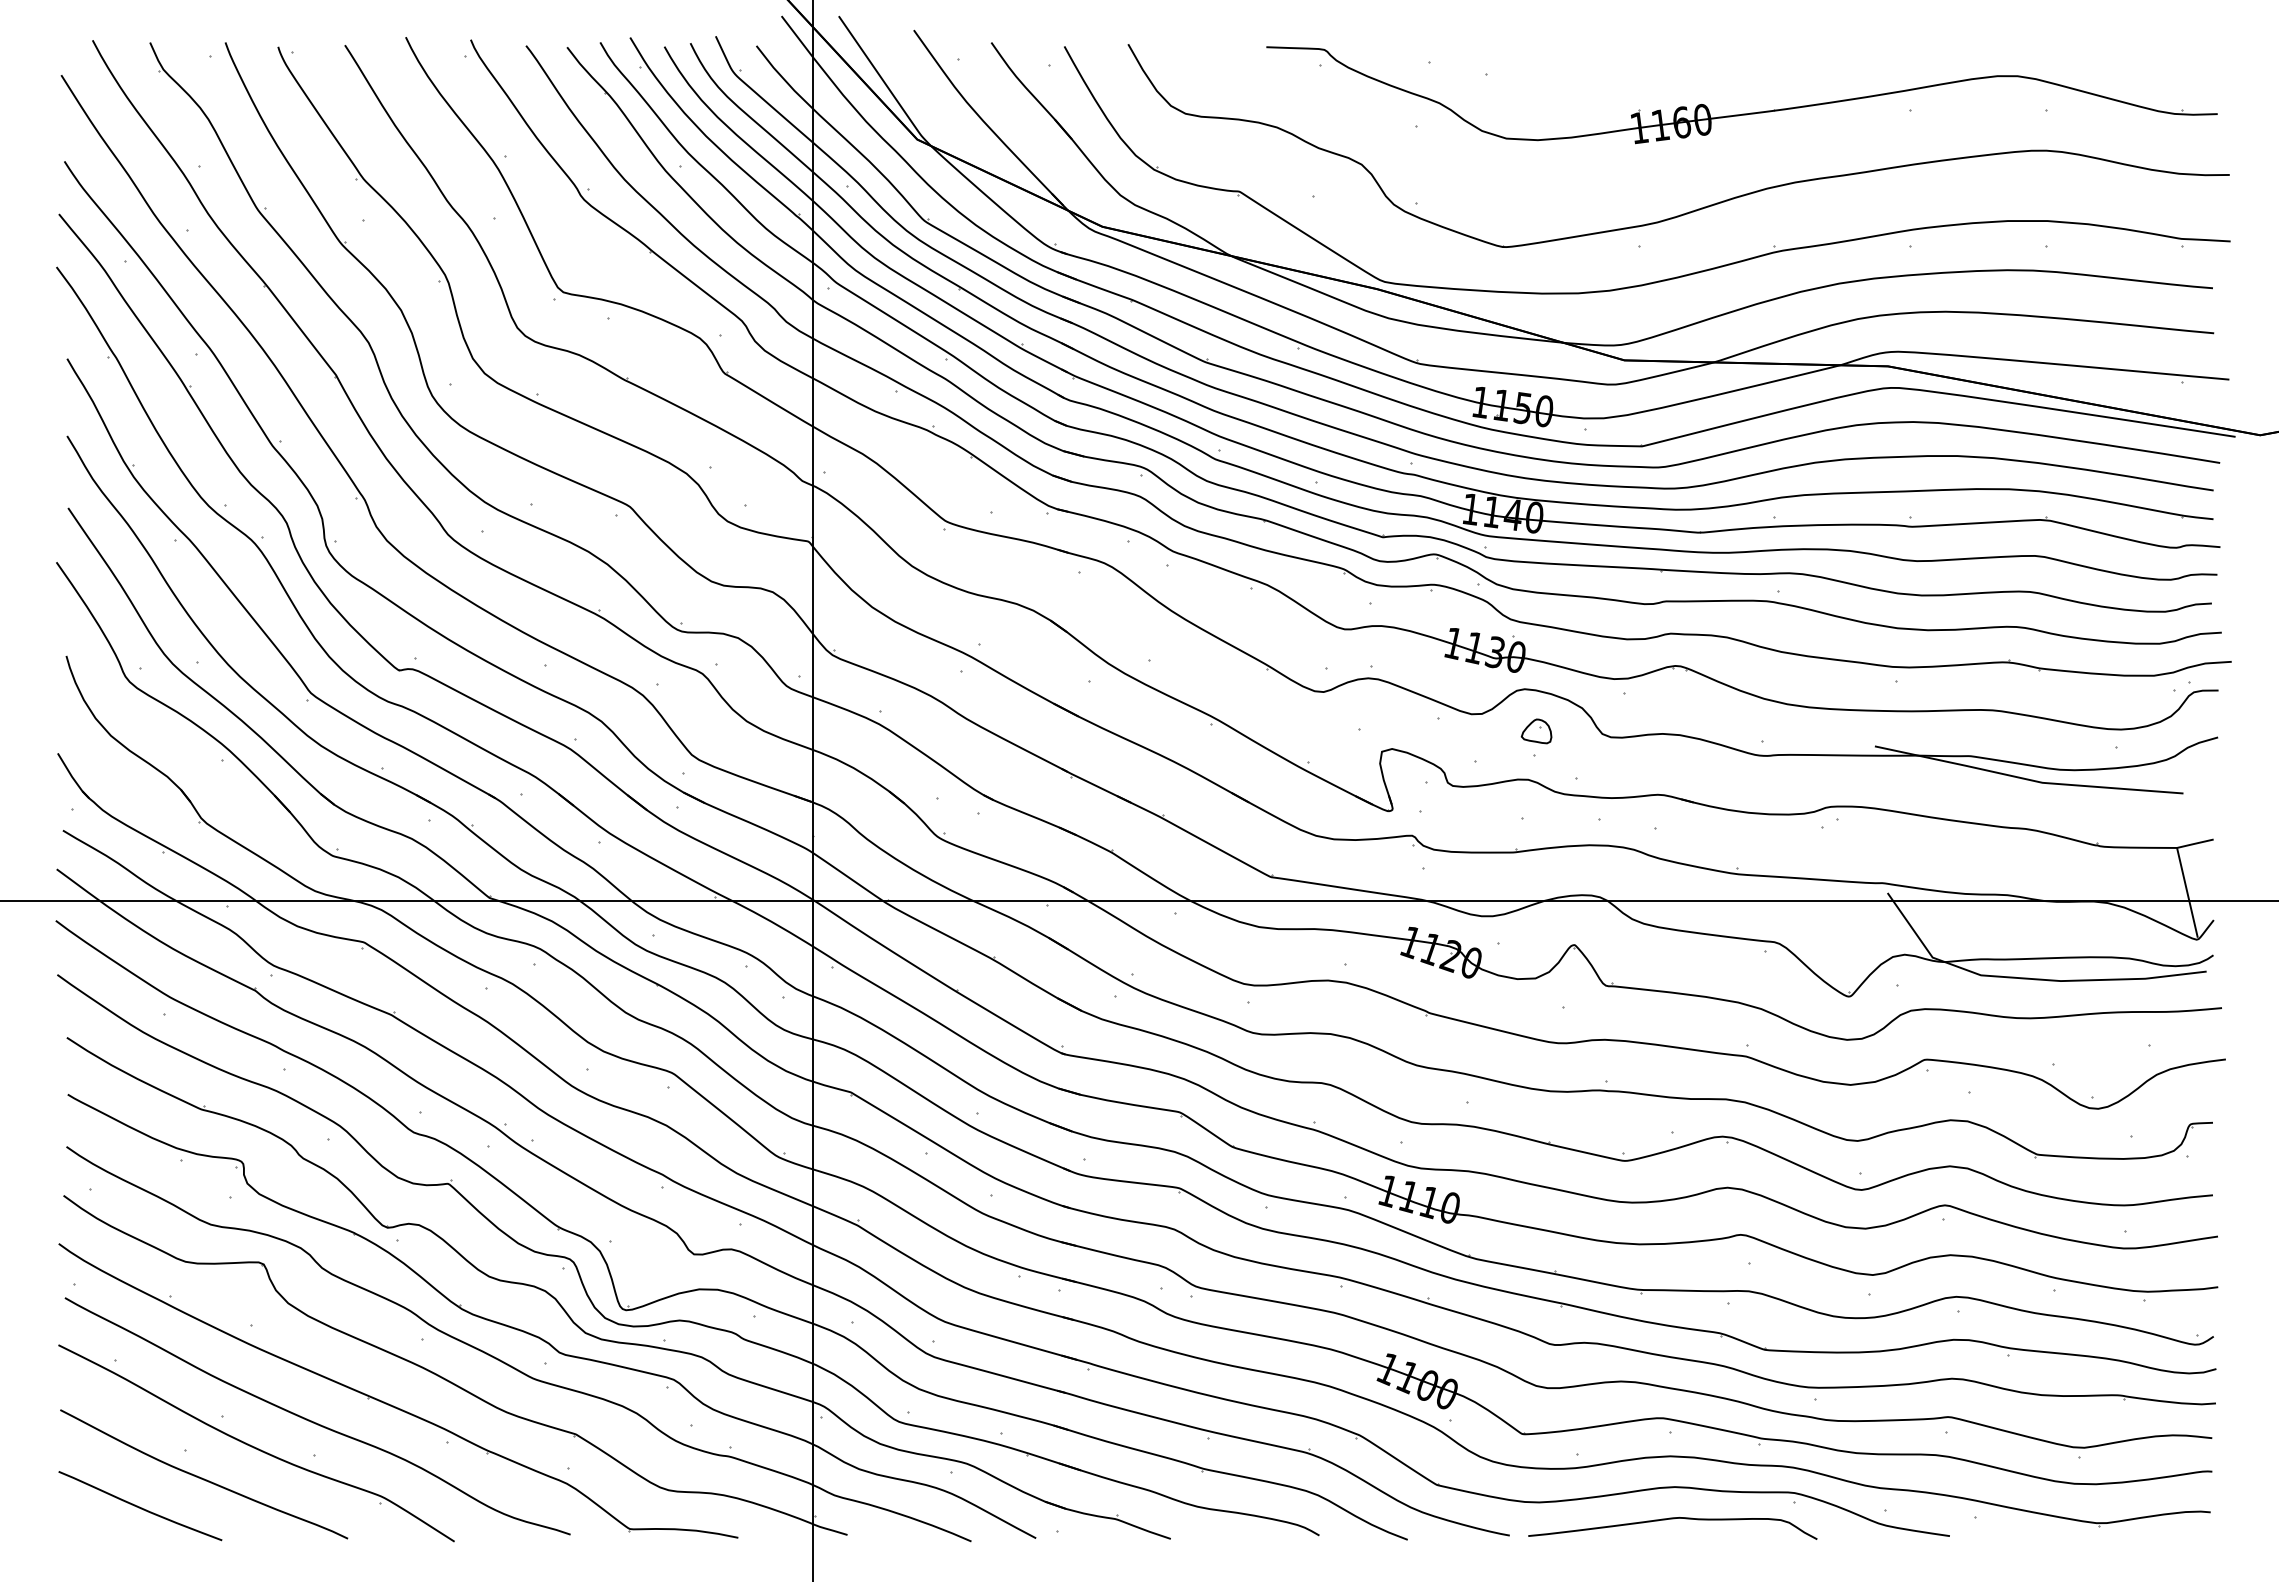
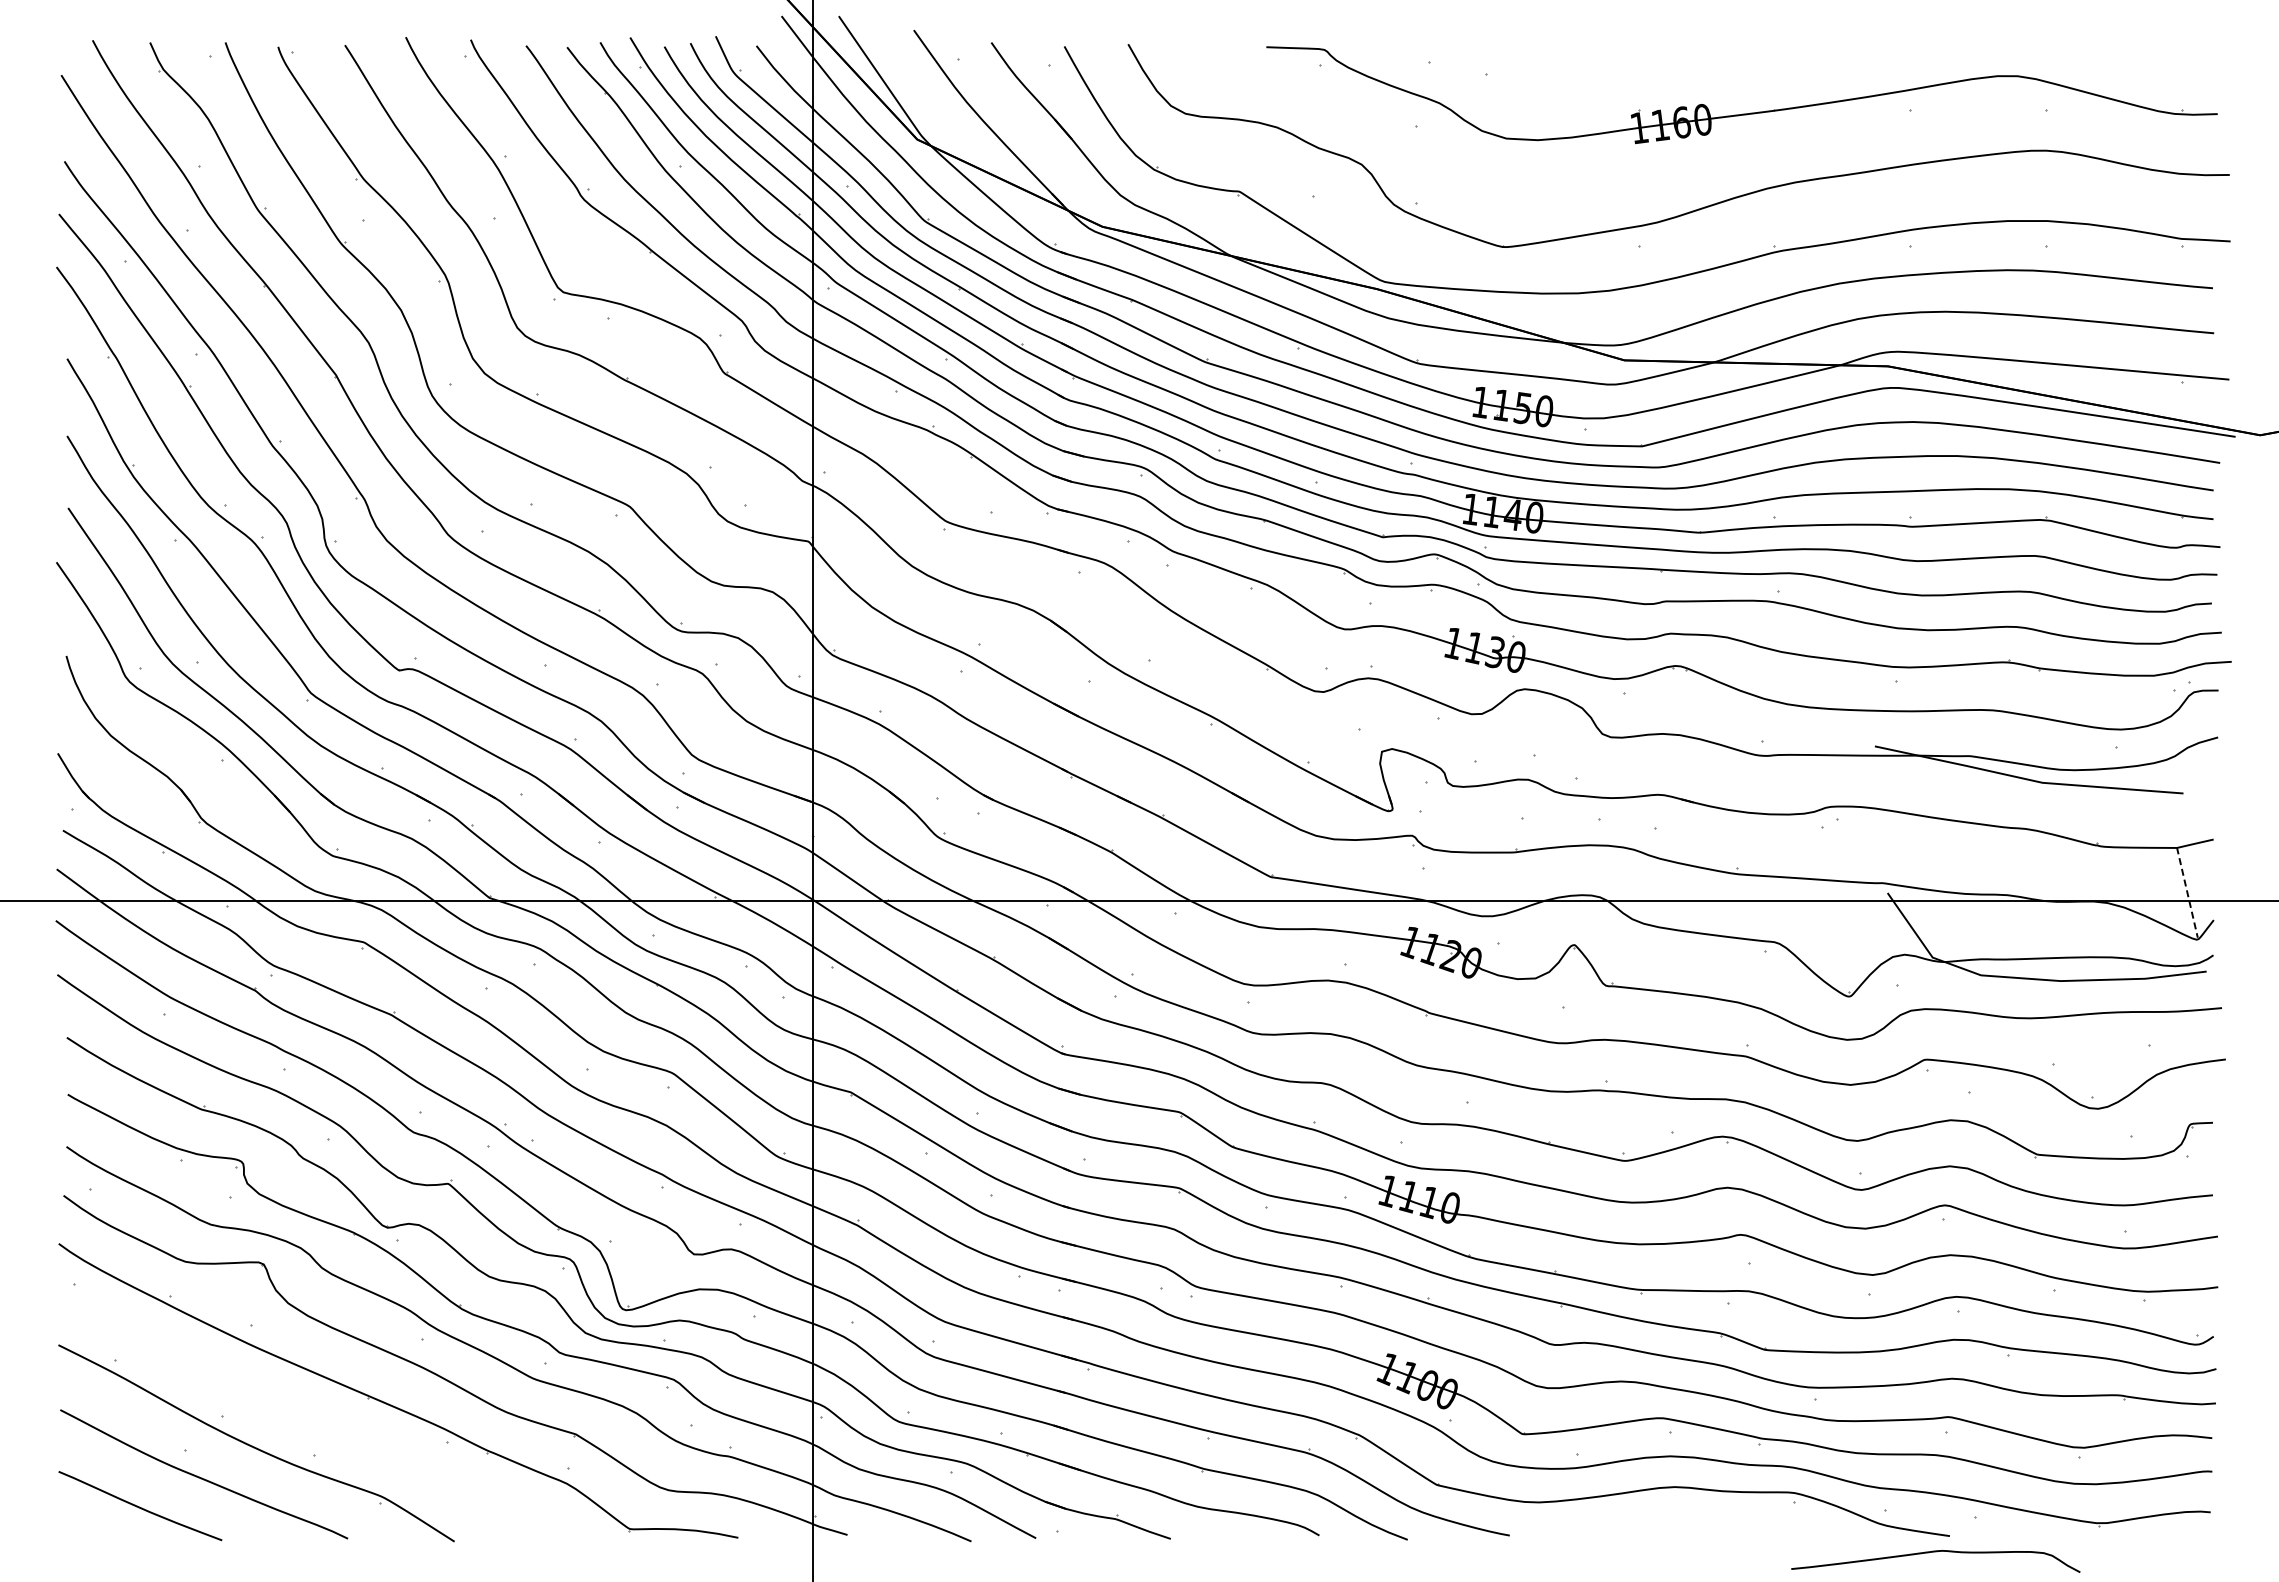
part: present -> none (1536, 731)
line: solid -> dashed (2187, 893)
curve: present -> none (314, 1421)
curve position: (1672, 1519) -> (1935, 1552) (1935, 1552)
